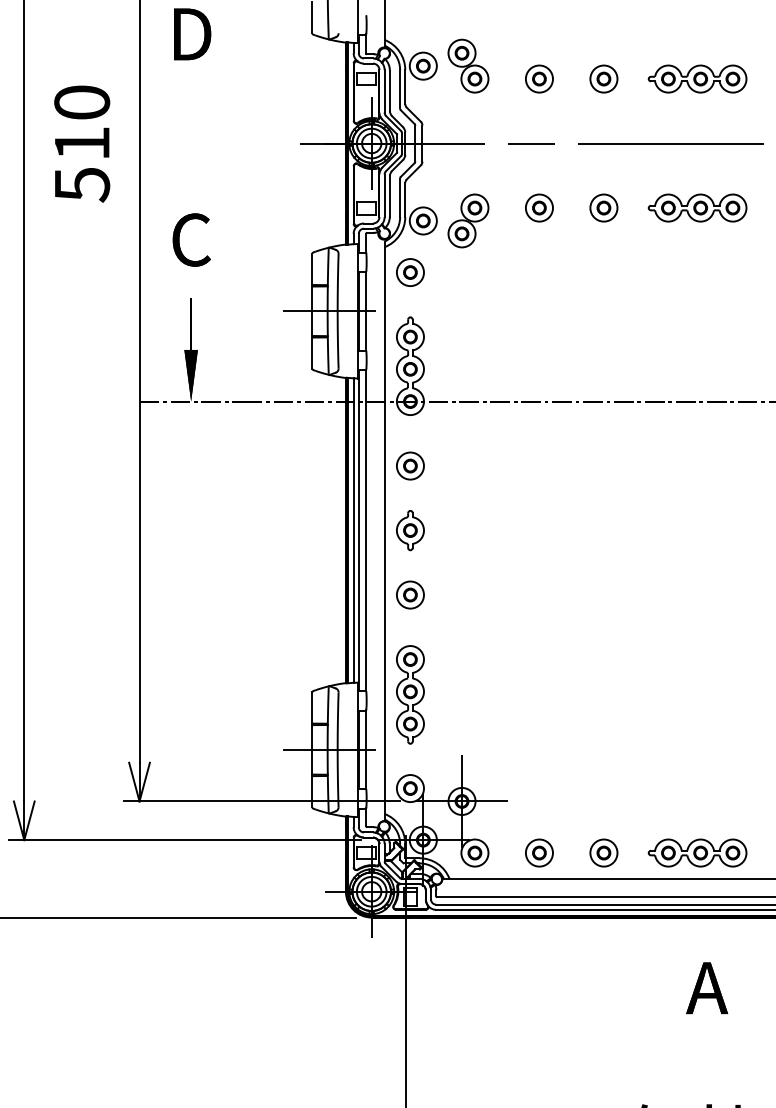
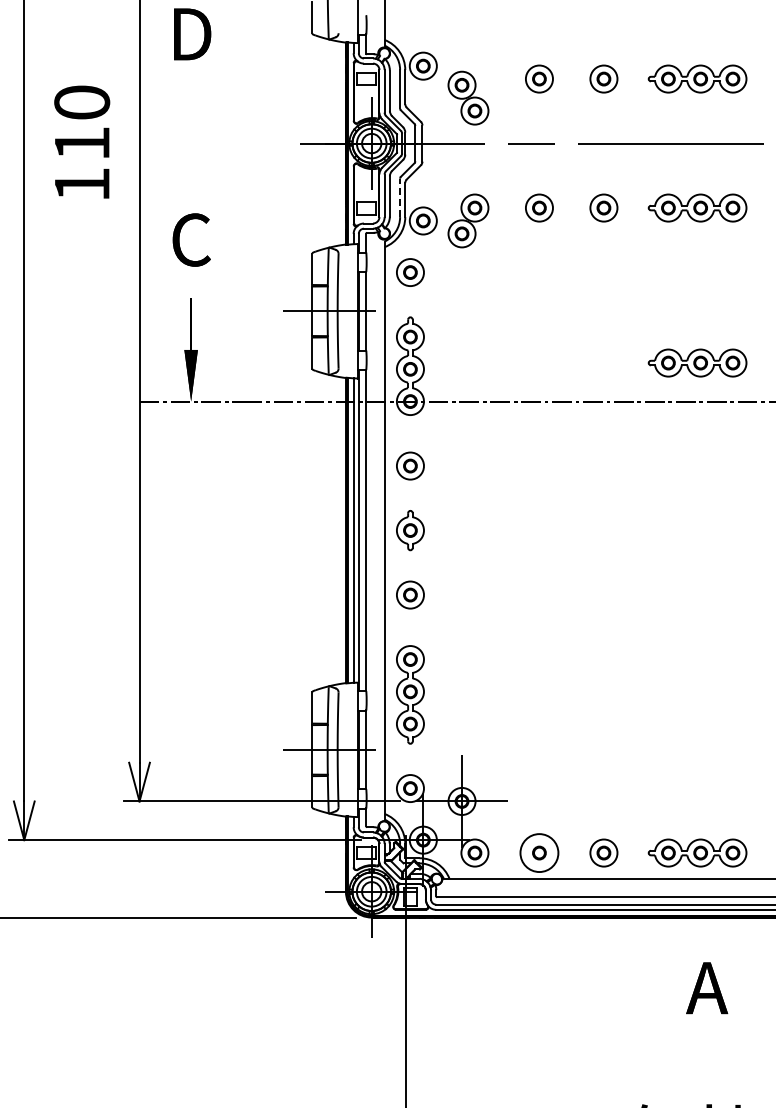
part position: (468, 65) -> (468, 97) (468, 97)
text: 510 -> 110 (82, 185)
line: solid -> dashed (400, 197)
part: none -> present (697, 362)
circle diameter: 27 px -> 38 px (539, 853)
